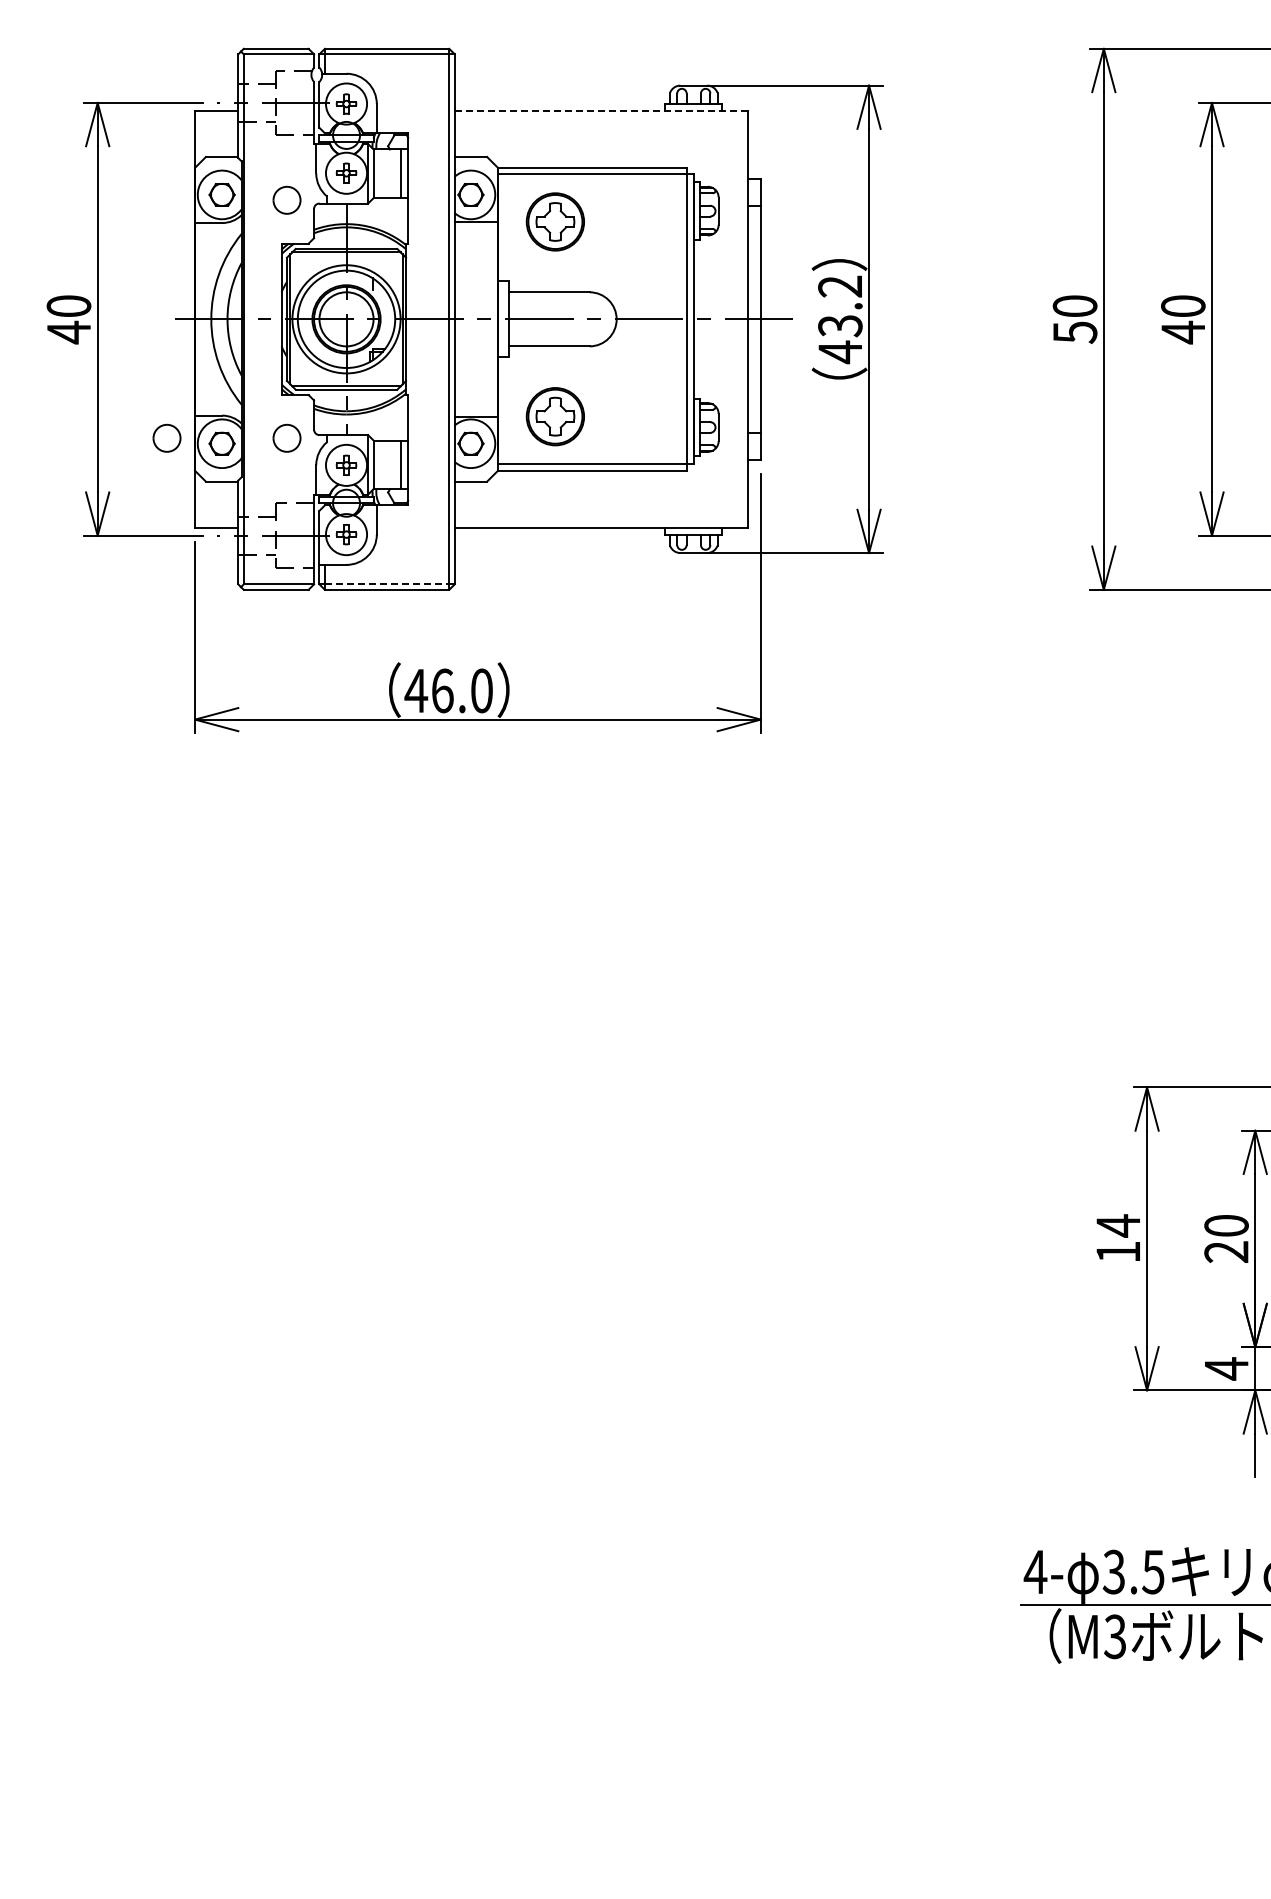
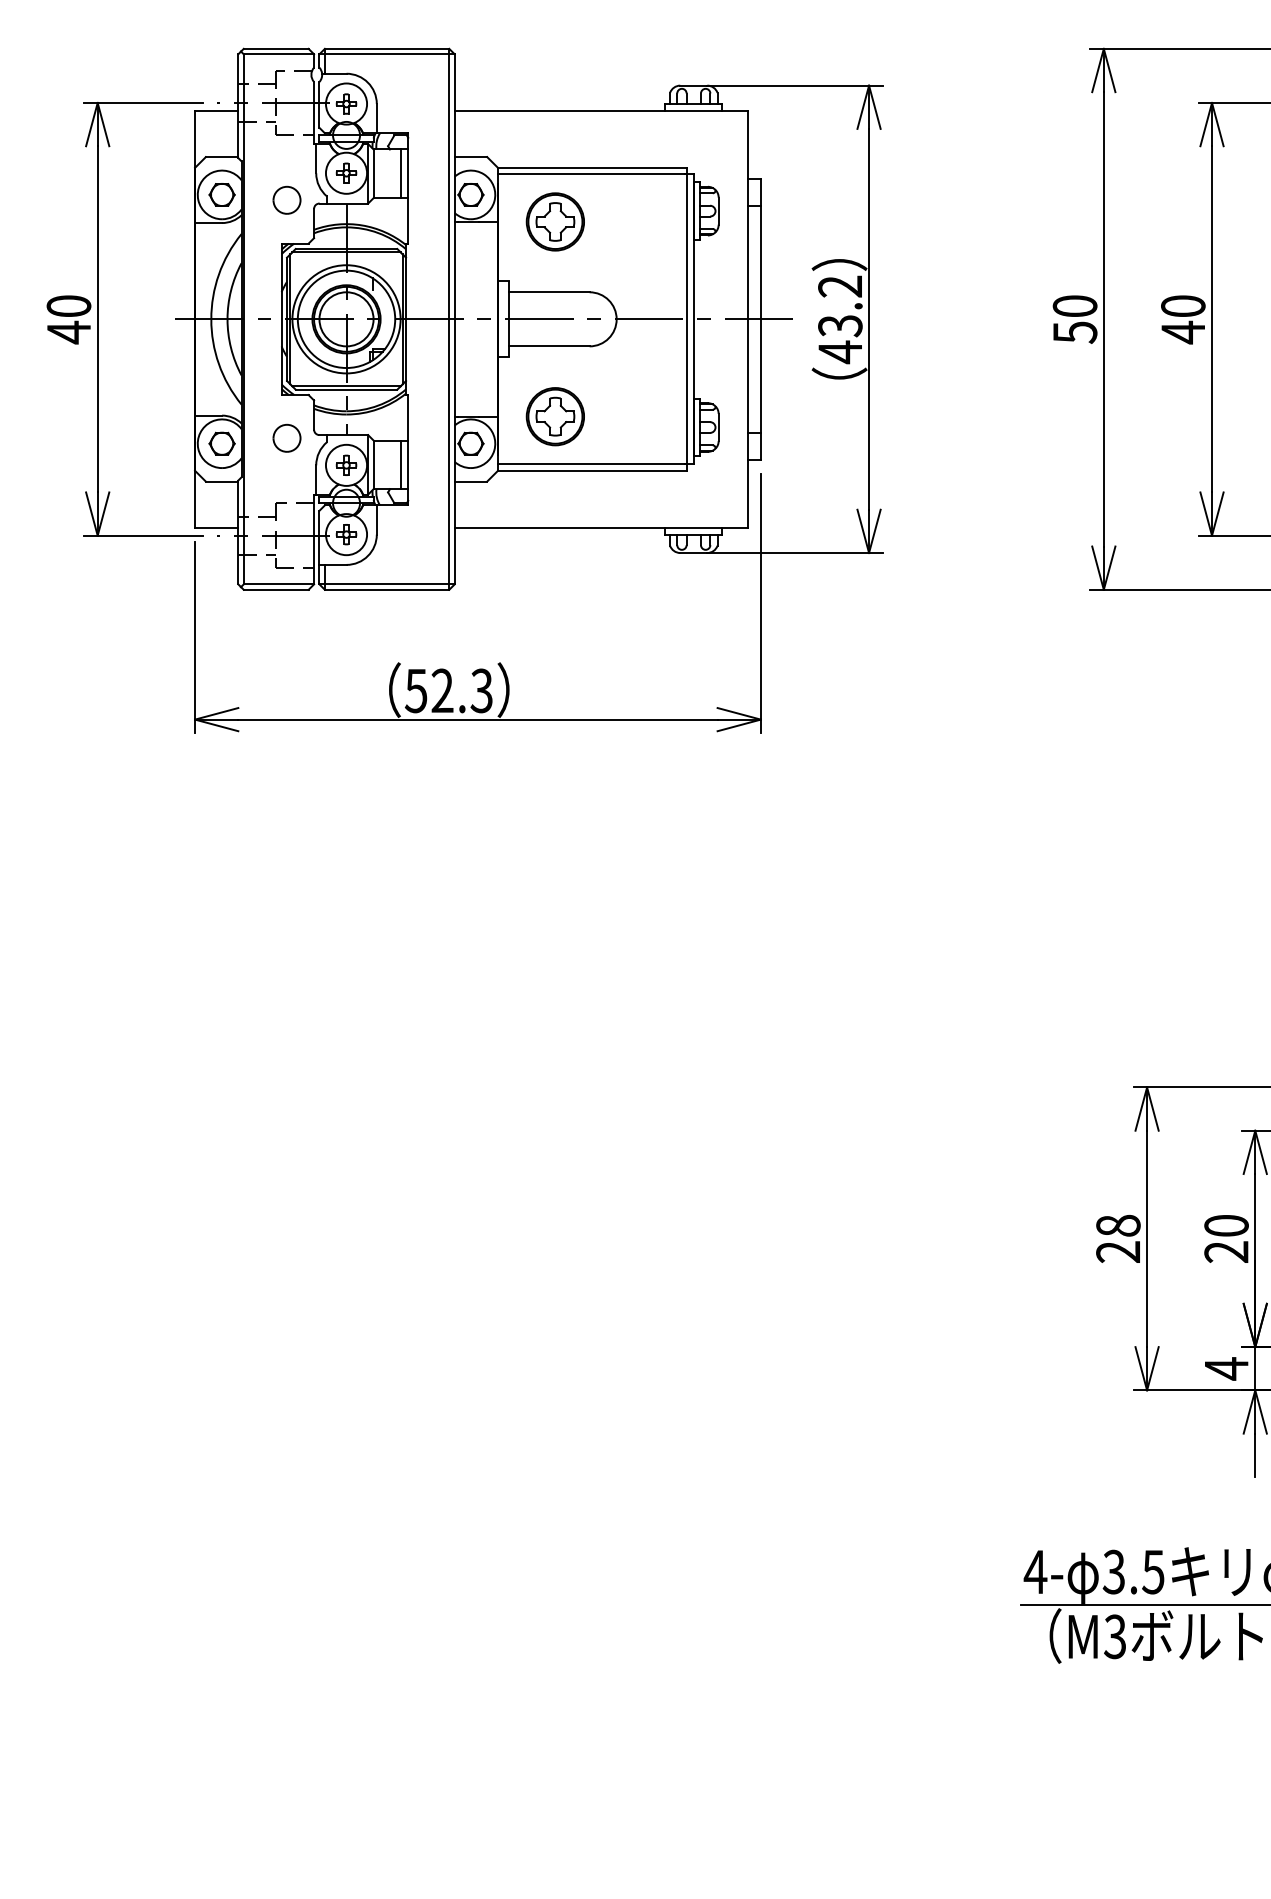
line: dashed -> solid (601, 110)
part: present -> none (166, 437)
line: dashed -> solid (387, 584)
text: 46.0 -> 52.3 (448, 690)
text: 14 -> 28 (1118, 1238)
